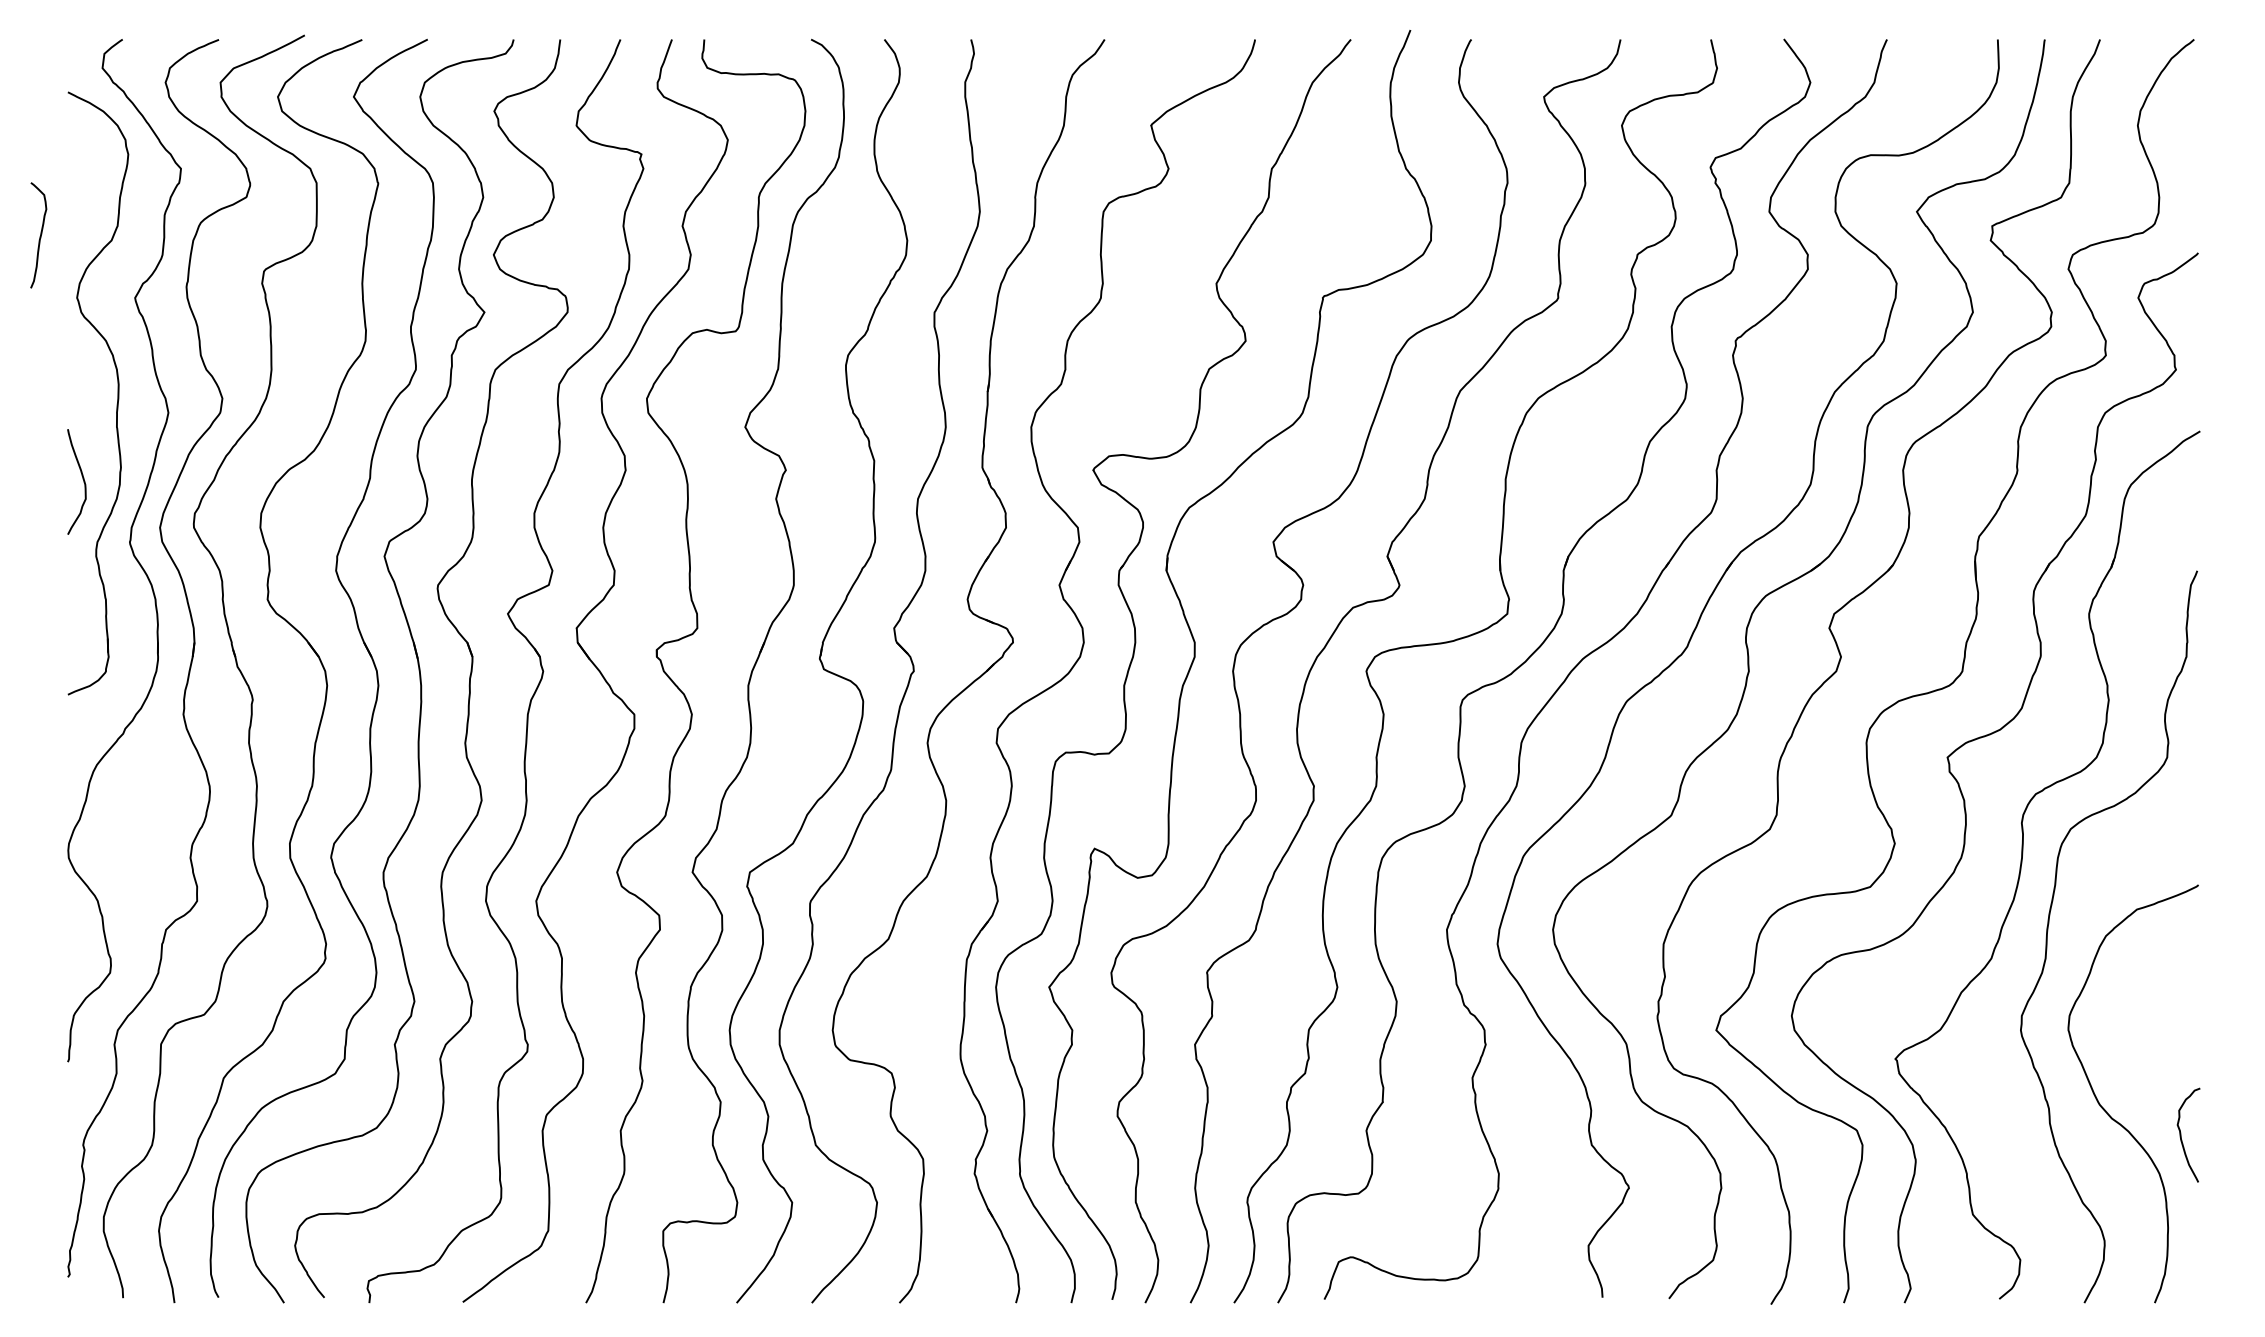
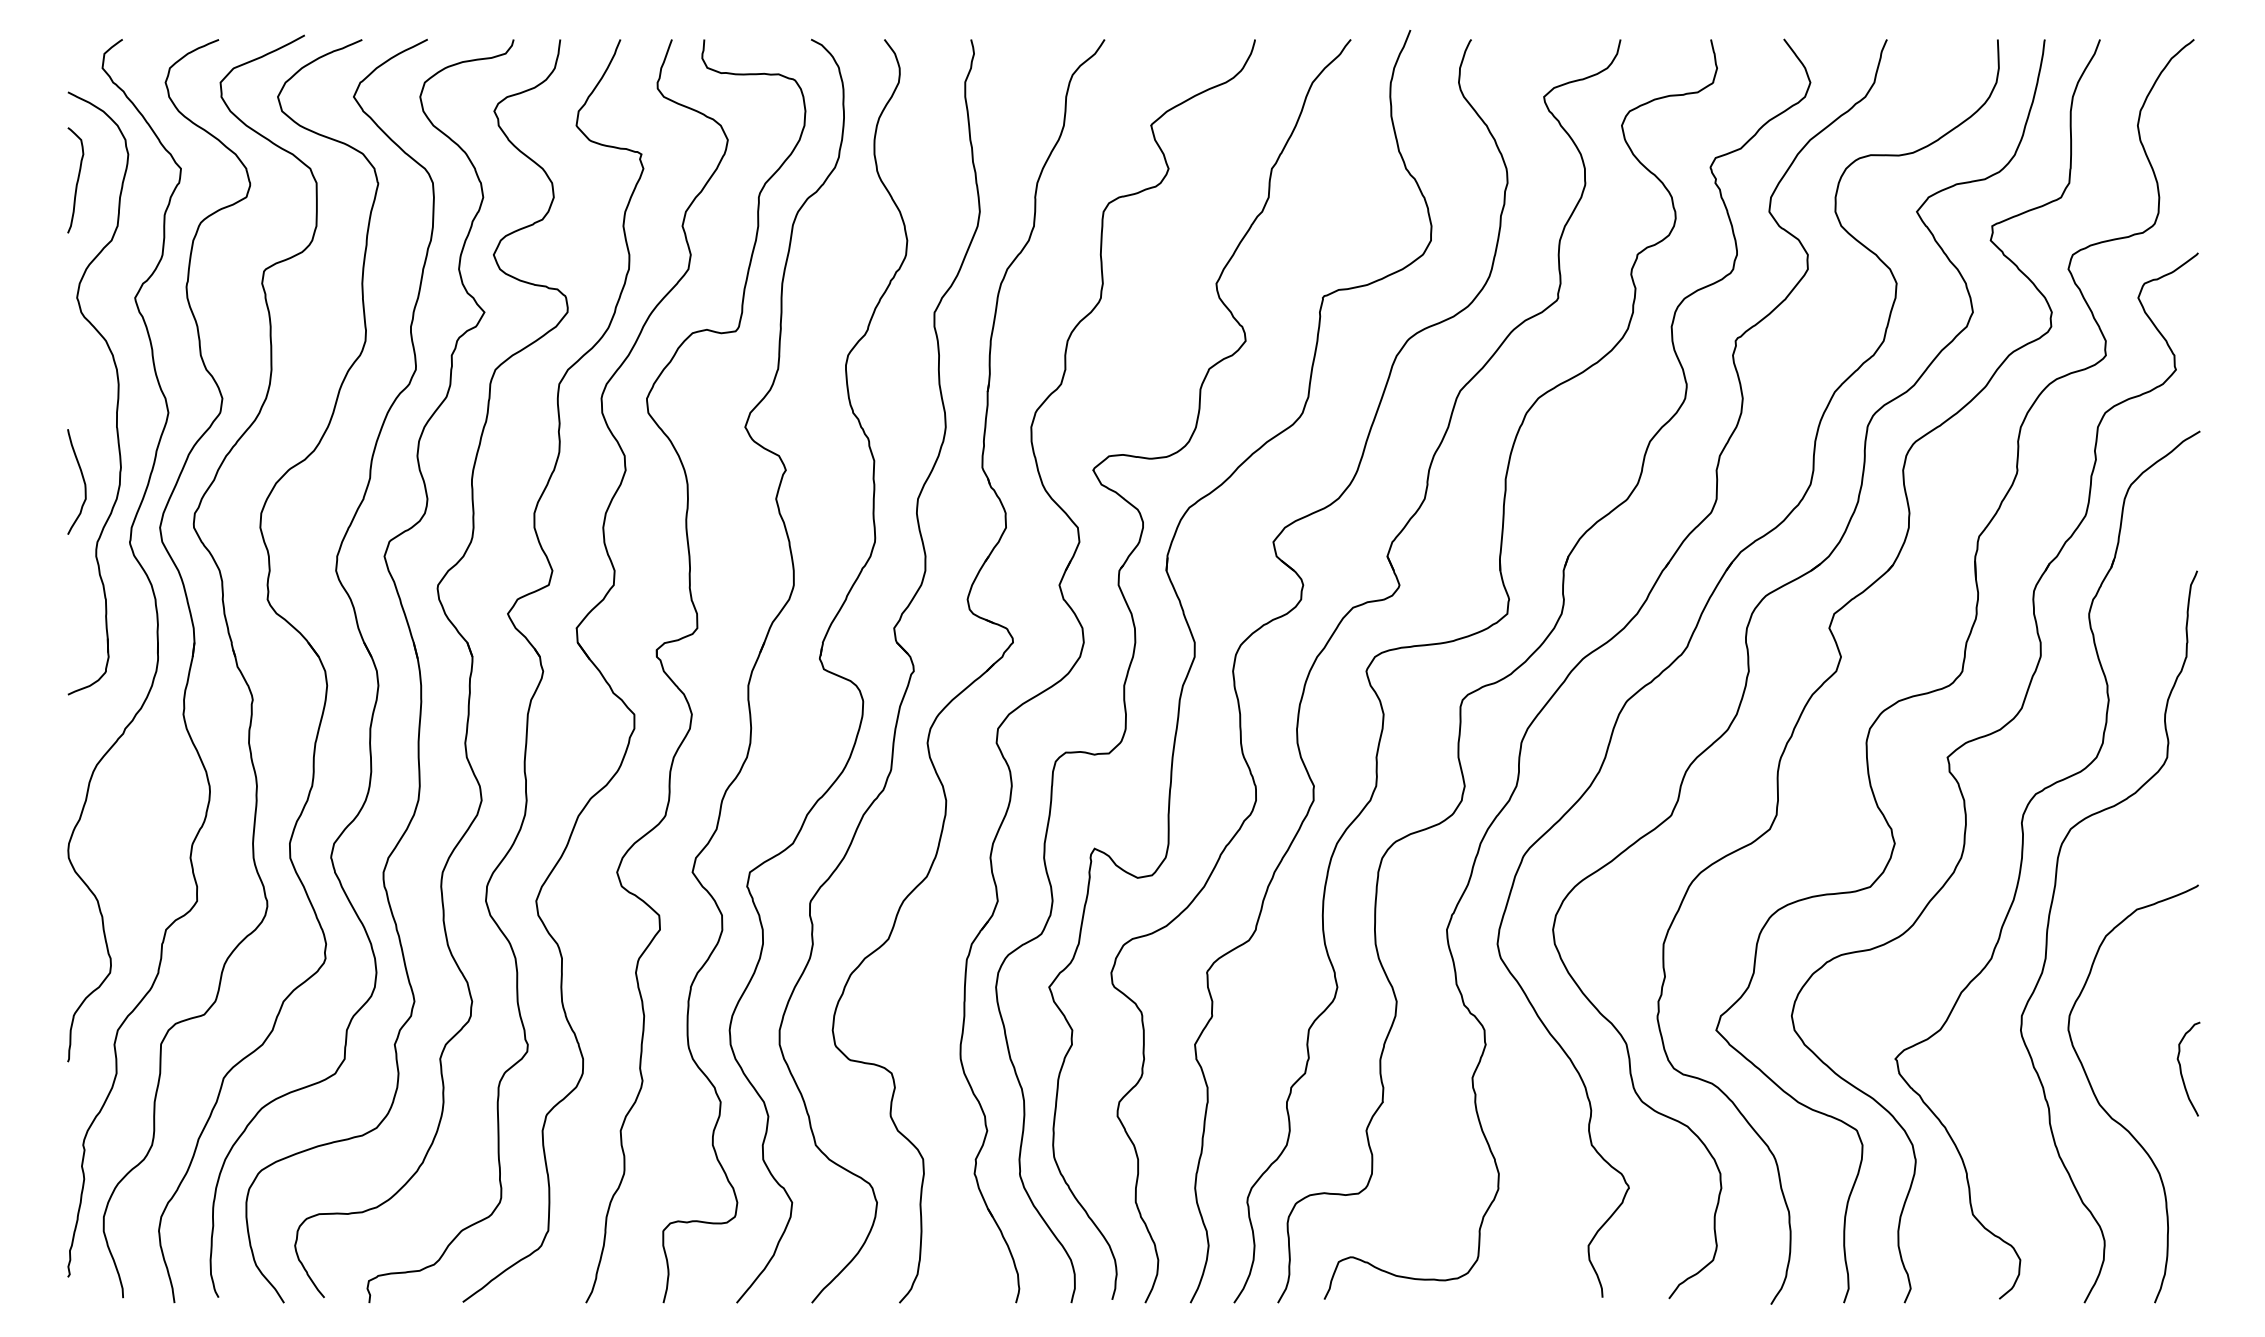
curve position: (39, 236) -> (76, 181) (76, 181)
curve position: (2181, 1134) -> (2181, 1068) (2181, 1068)
